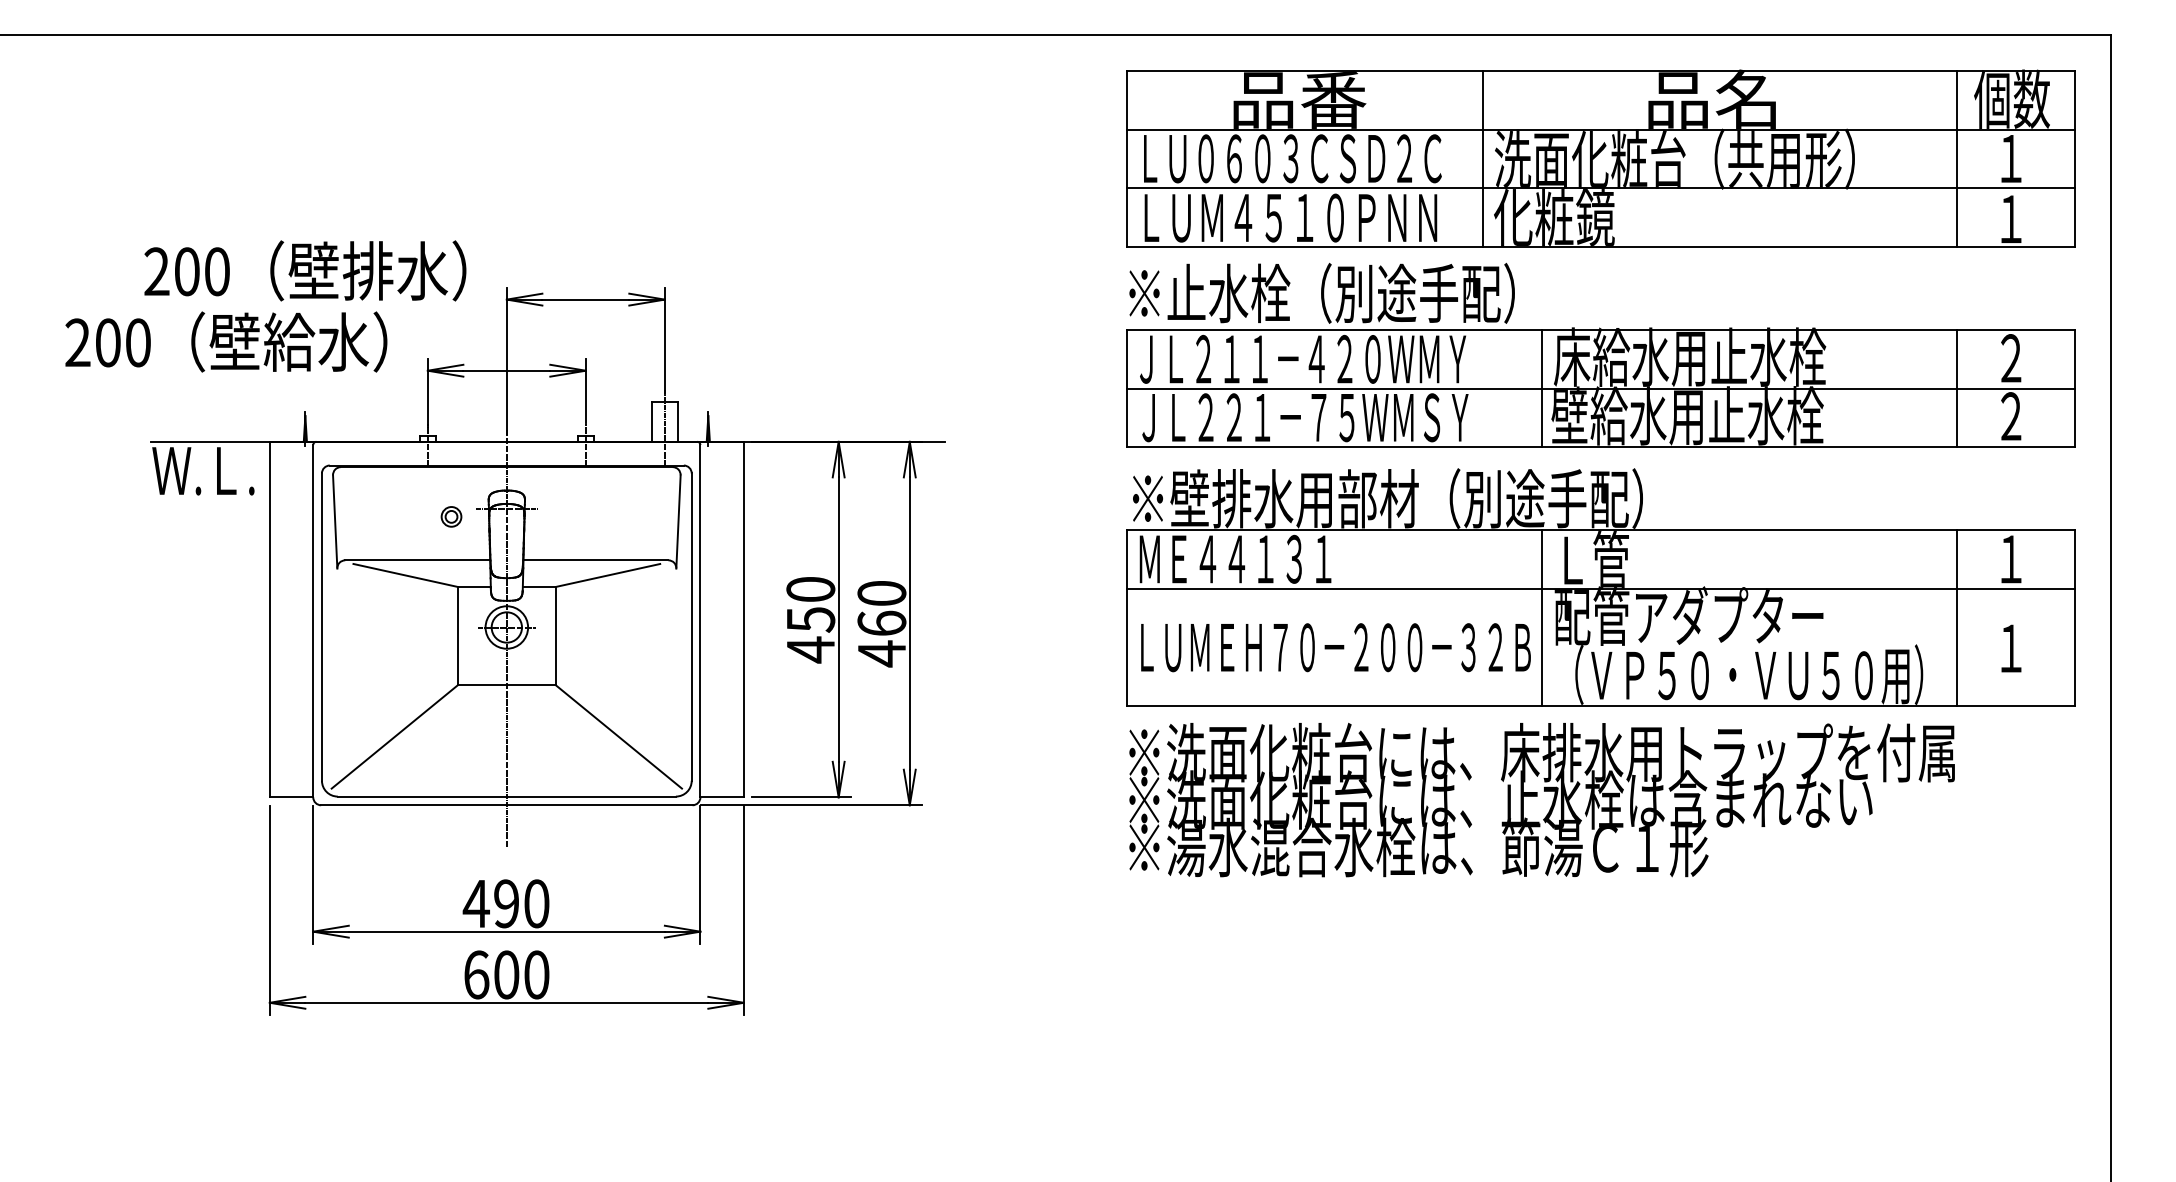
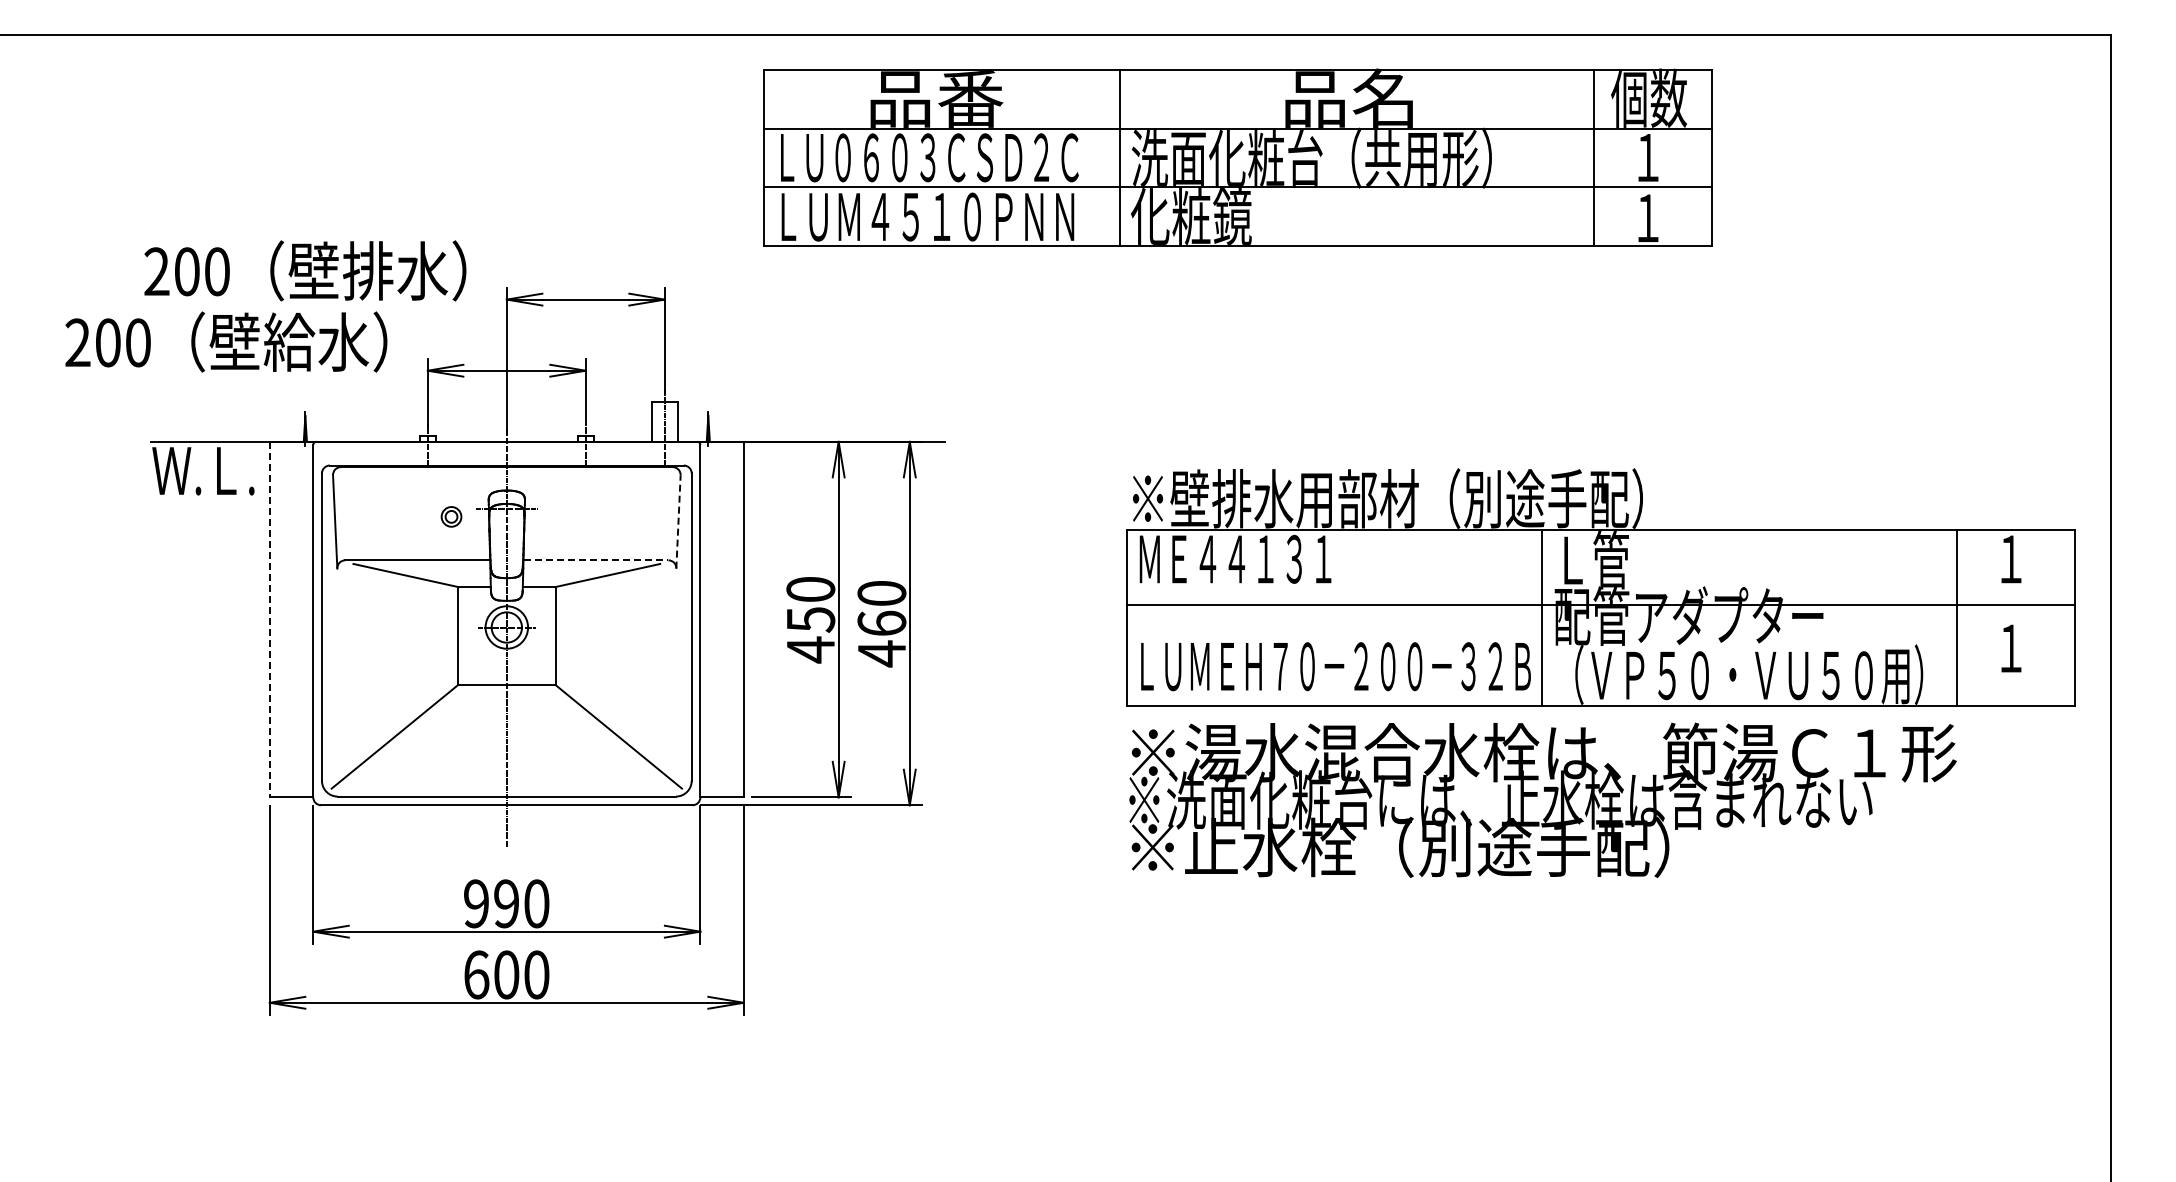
part position: (1600, 158) -> (1237, 157) (1237, 157)
part: present -> none (1600, 354)
line: solid -> dashed (678, 522)
line: solid -> dashed (596, 560)
line position: (1601, 588) -> (1601, 604) (1601, 604)
line: solid -> dashed (269, 619)
text position: (1335, 647) -> (1335, 666) (1335, 666)
text: ※洗面化粧台には、床排水用トラップを付属 -> ※湯水混合水栓は、節湯Ｃ１形 (1542, 752)
text: ※湯水混合水栓は、節湯Ｃ１形 -> ※止水栓（別途手配） (1418, 846)
text: 490 -> 990 (475, 903)
